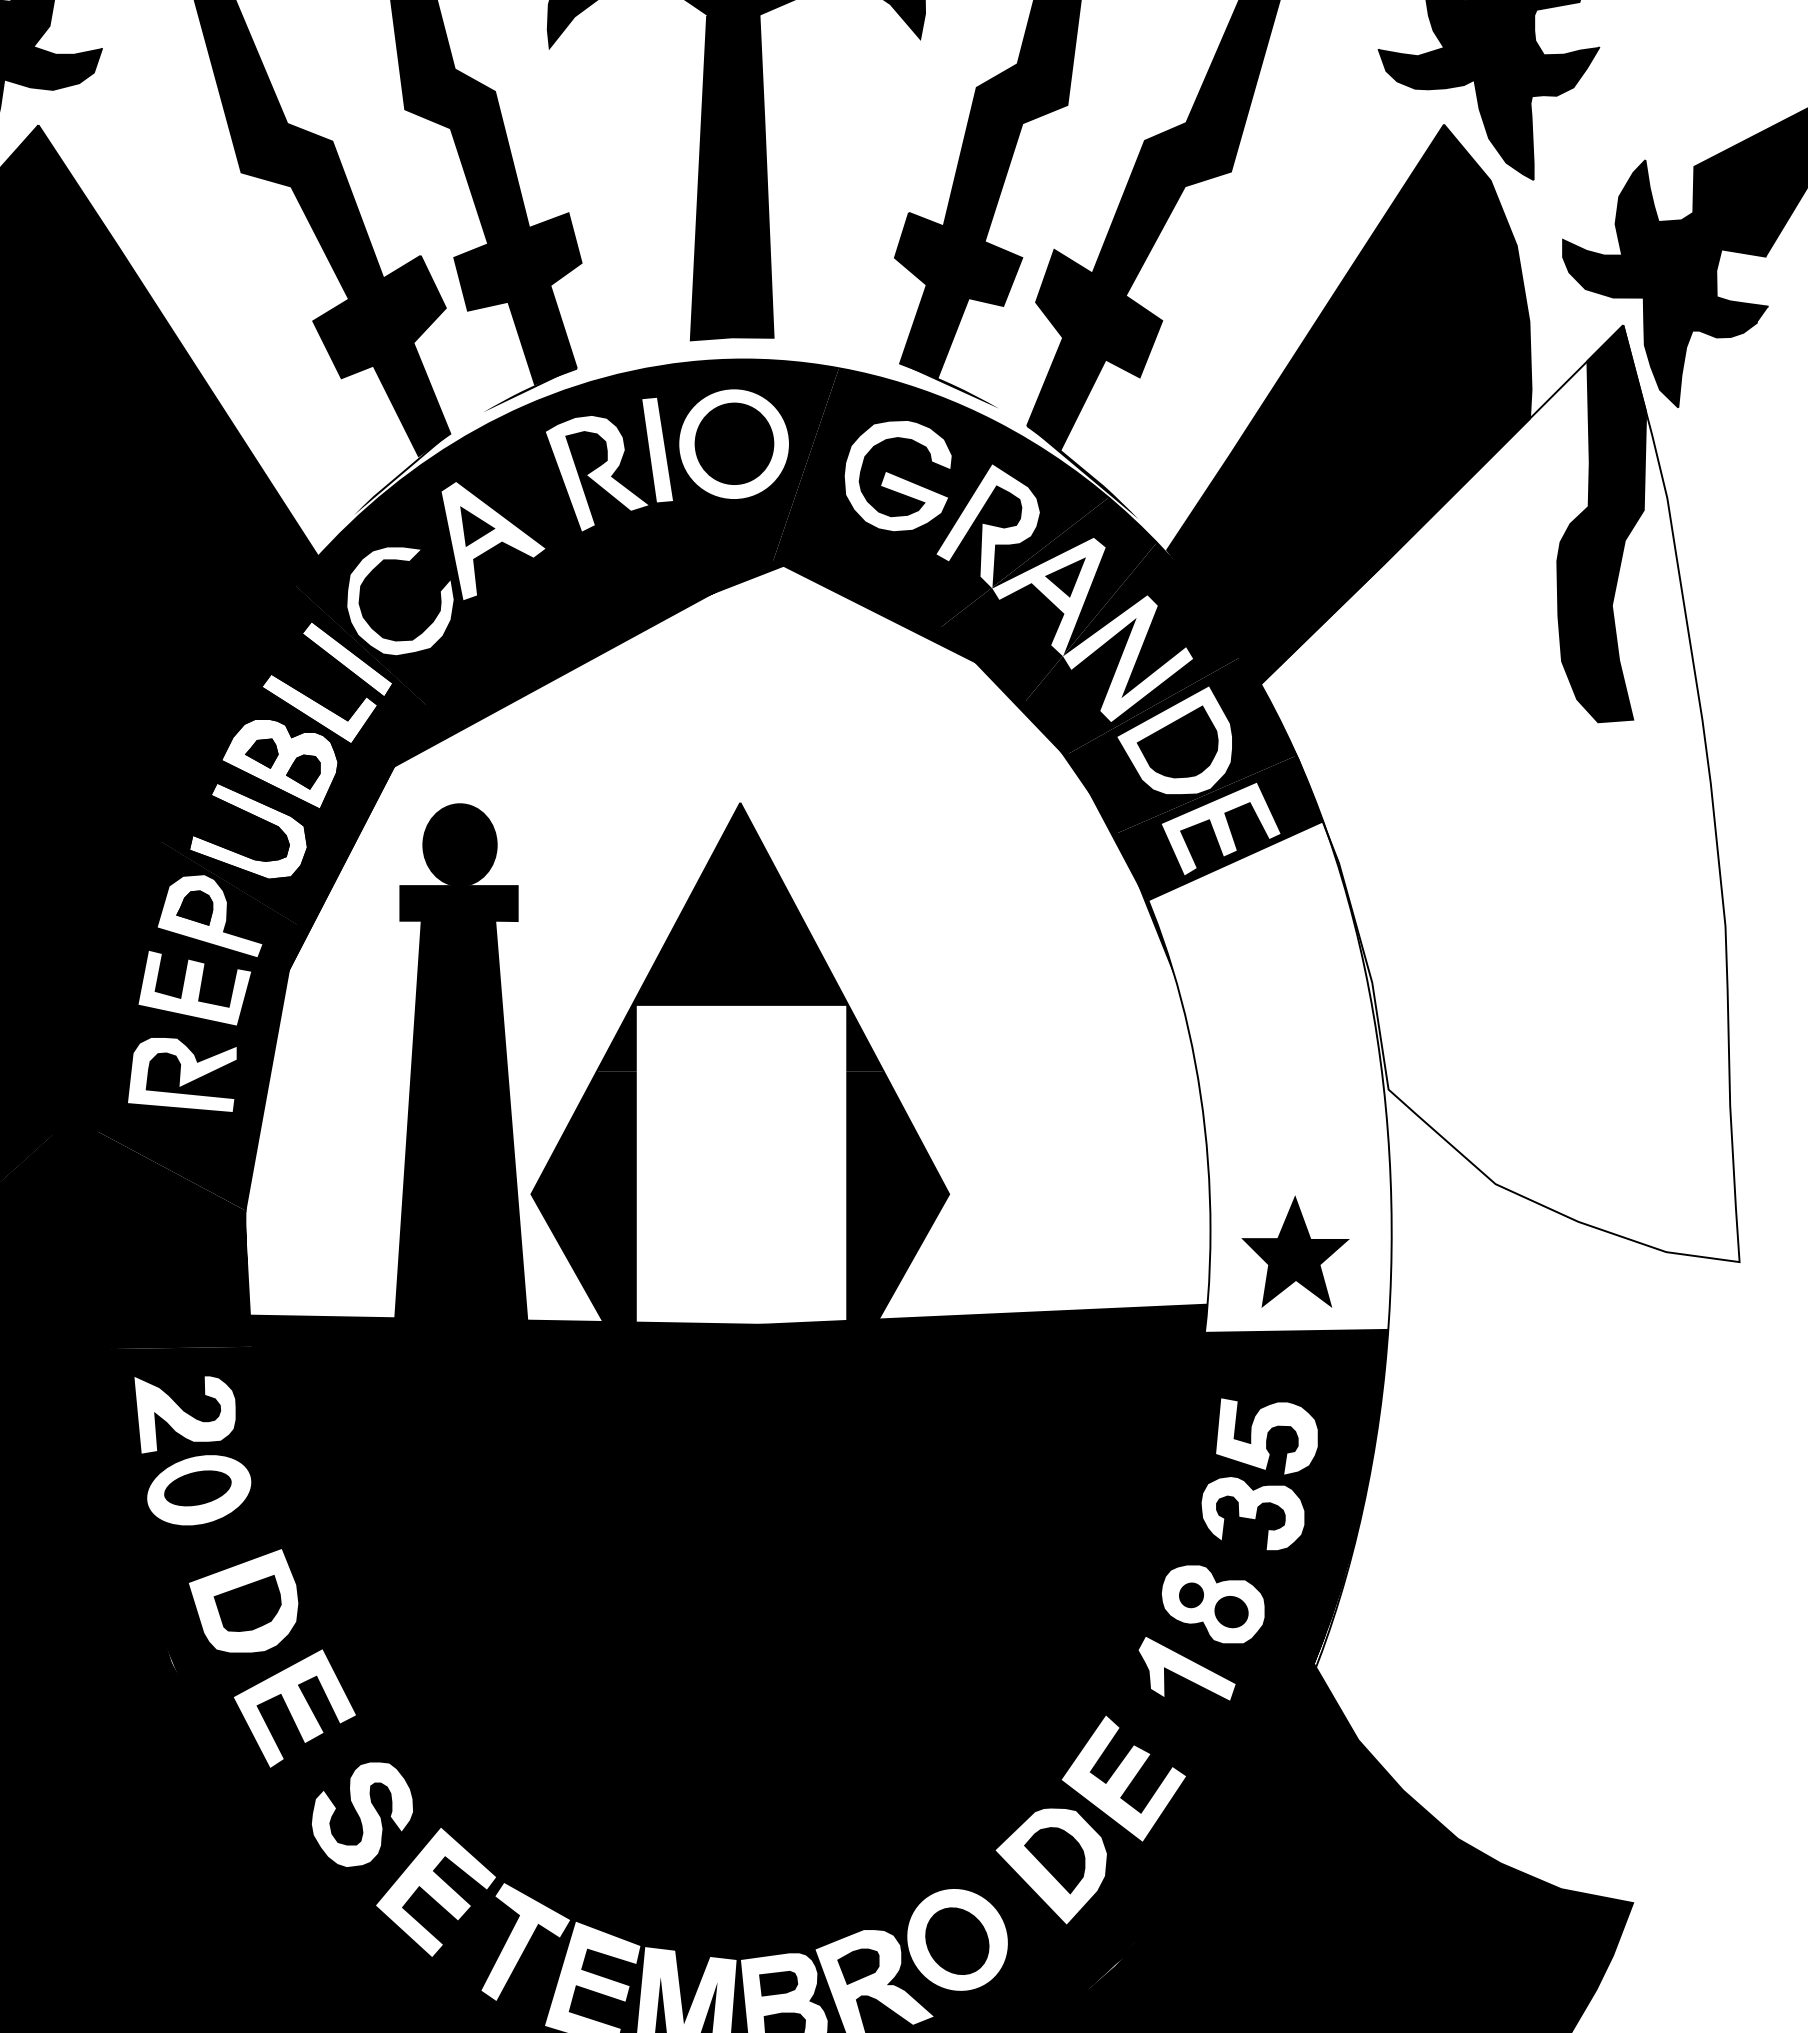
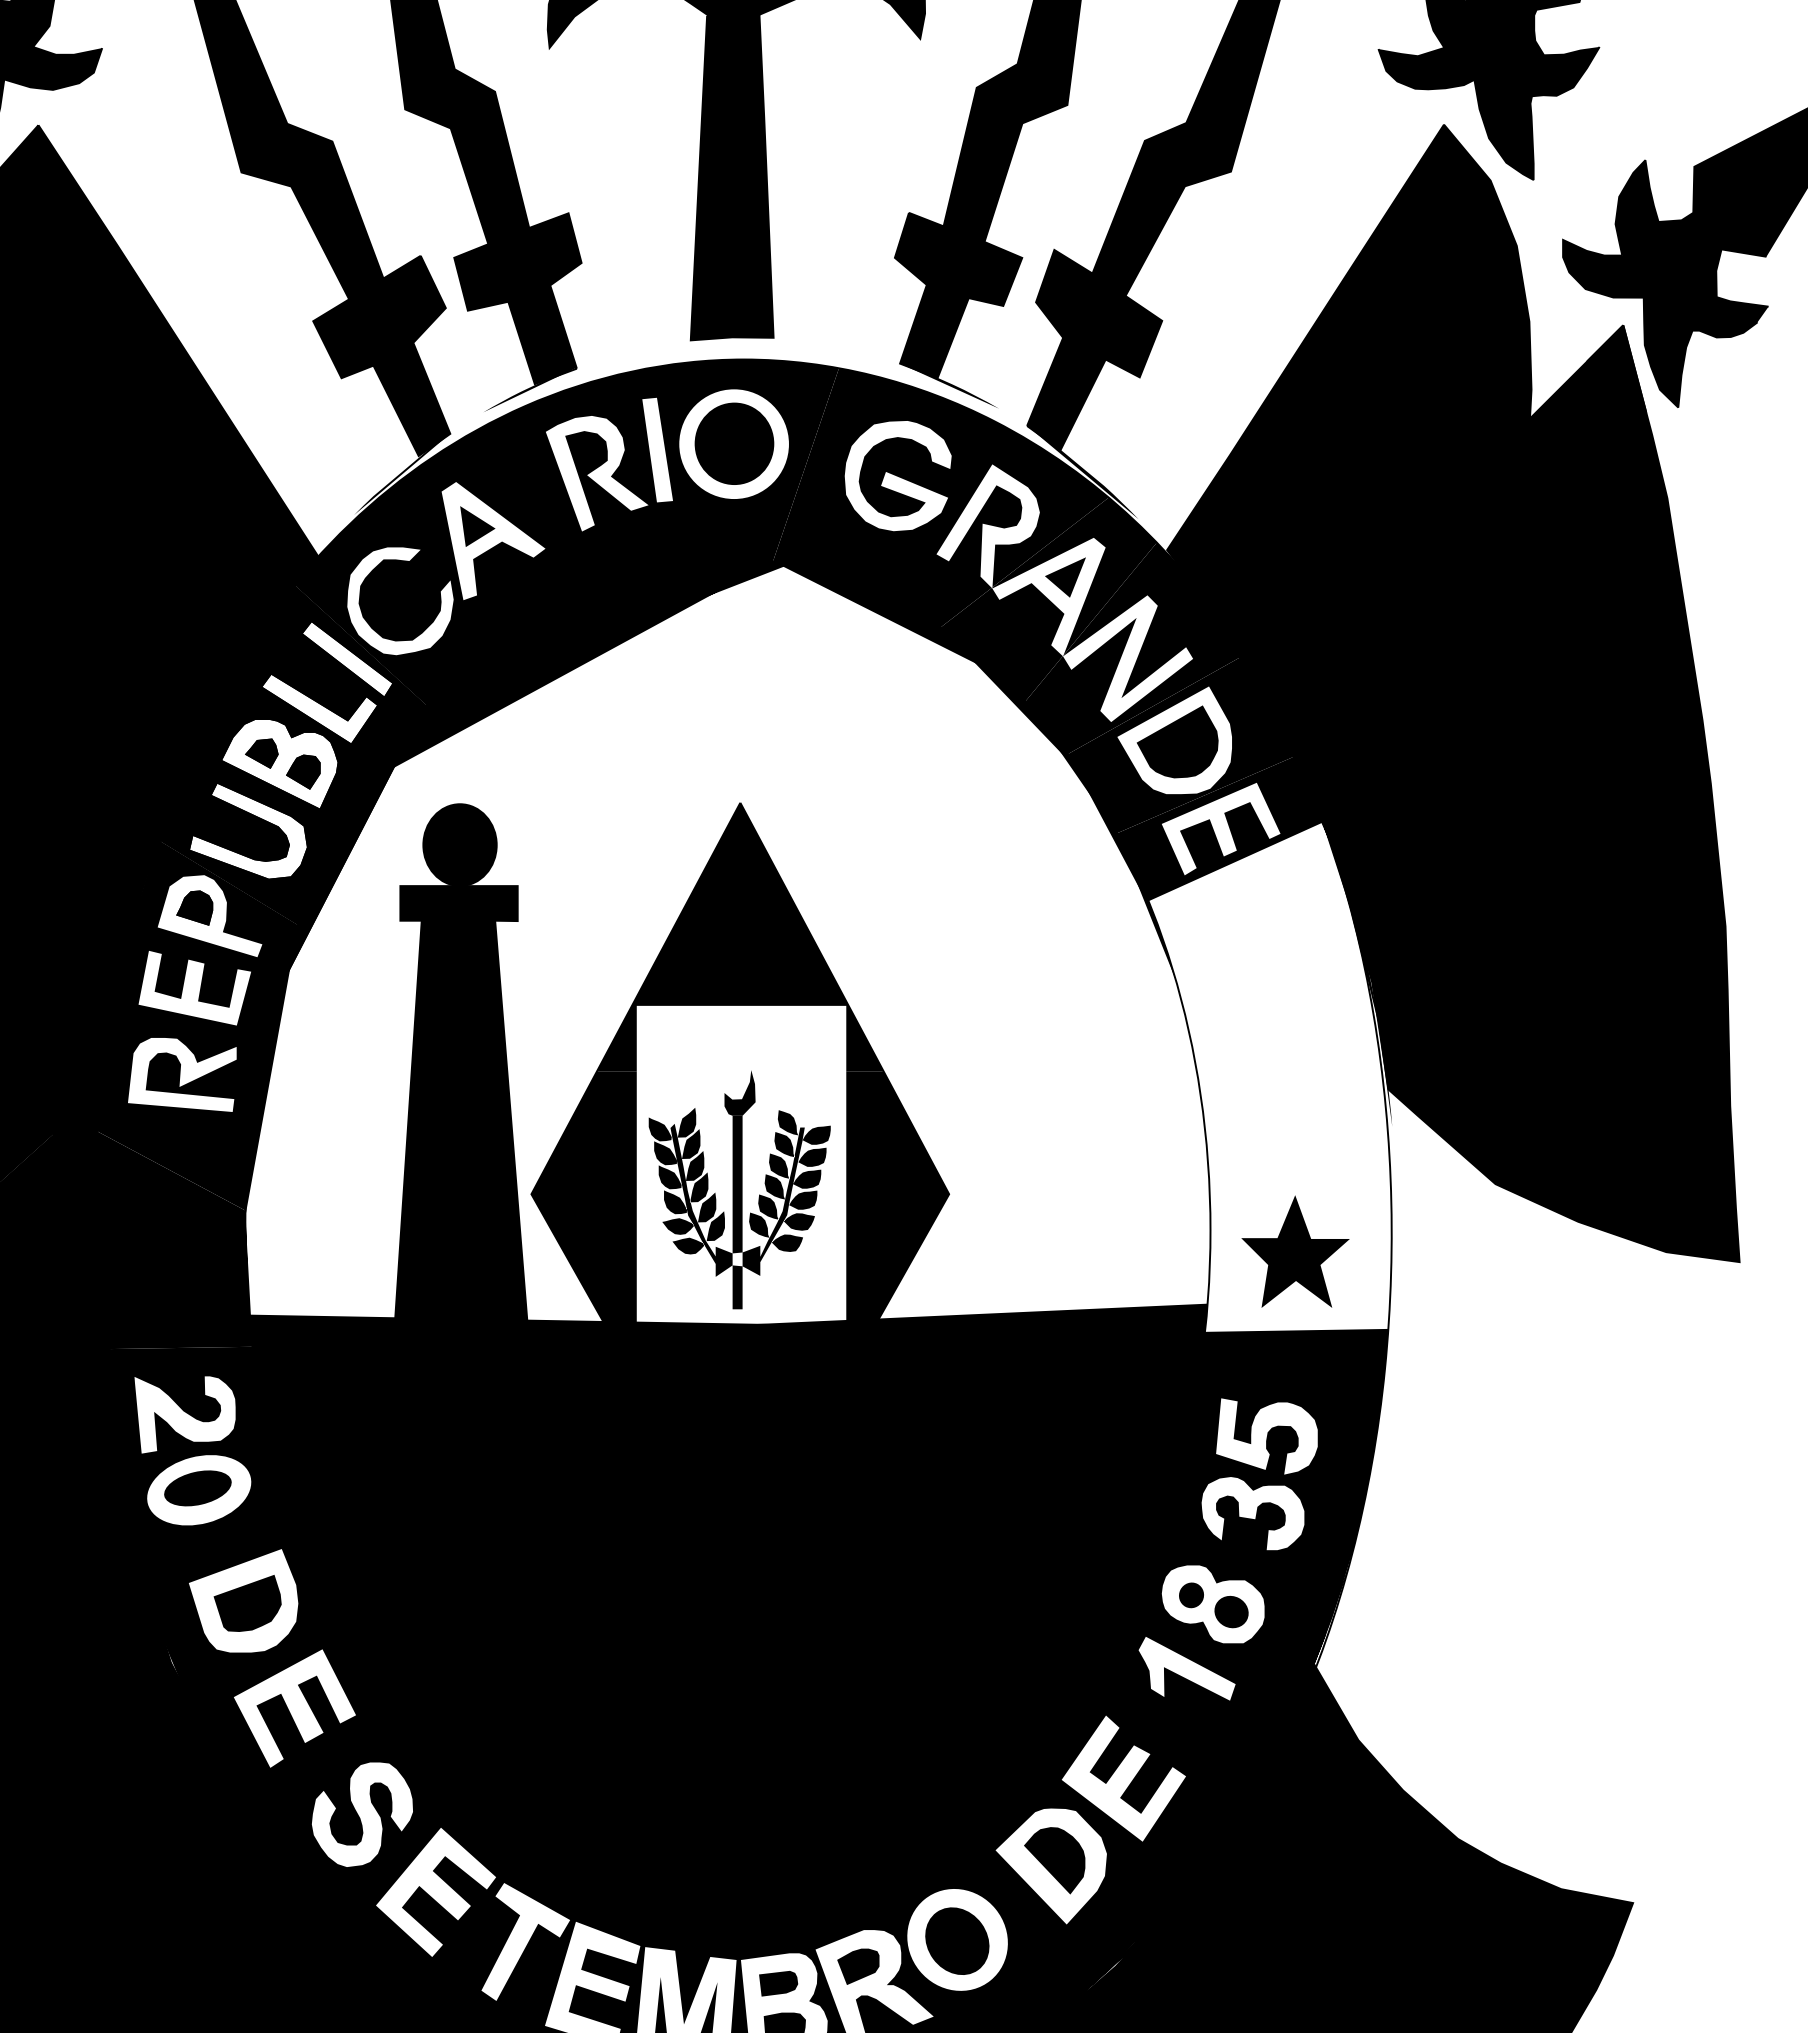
fill: none -> present (1499, 811)
part: none -> present (739, 1189)
